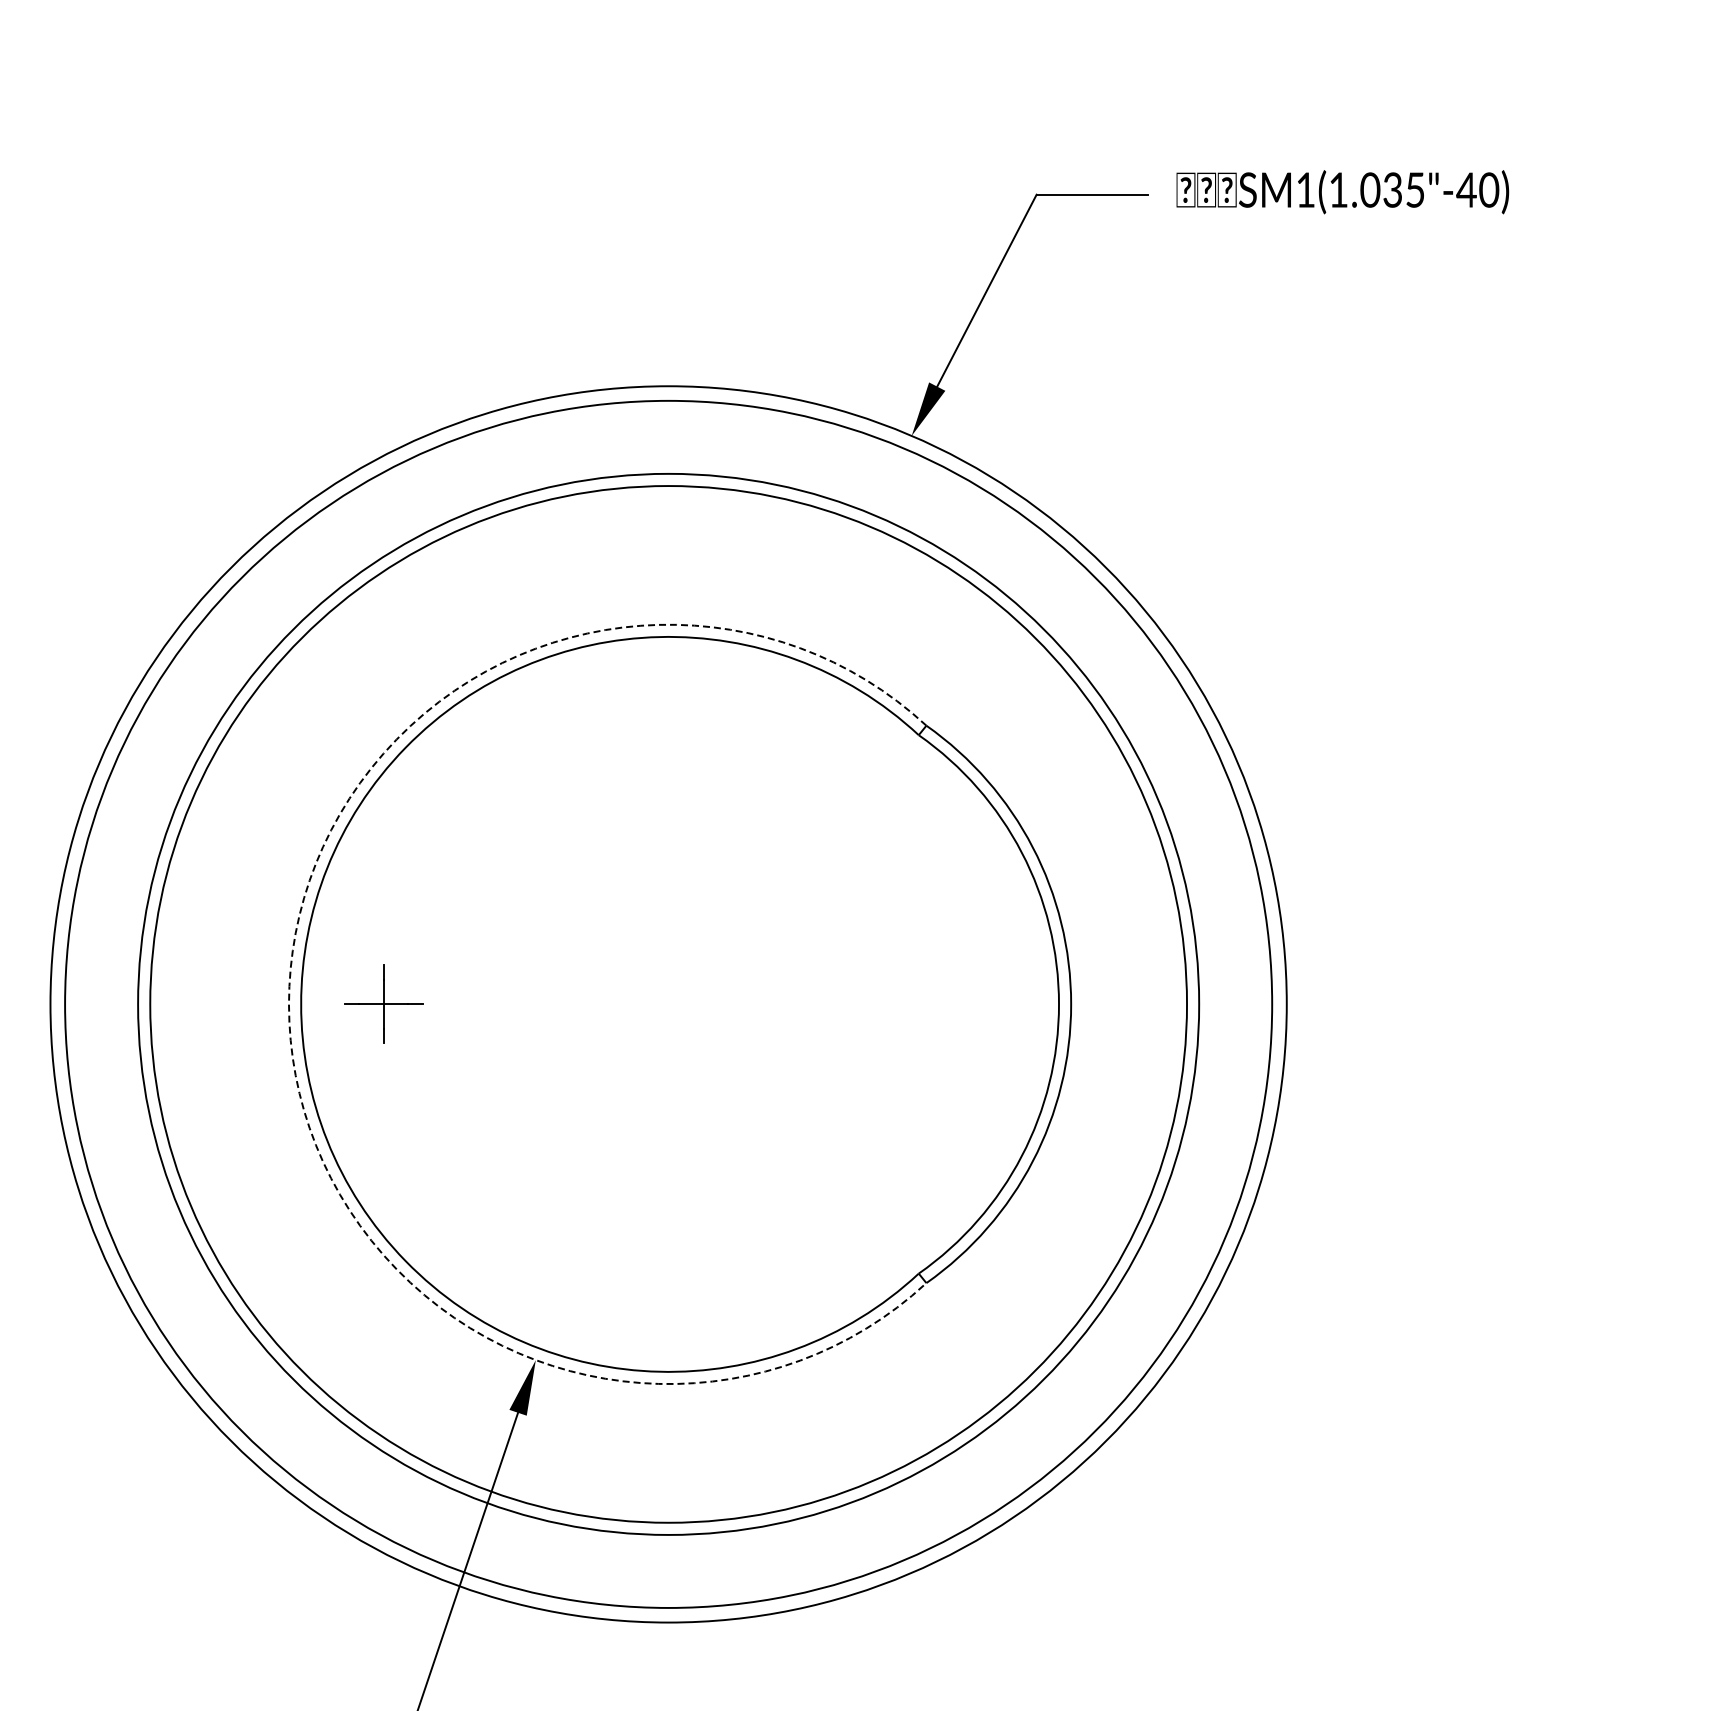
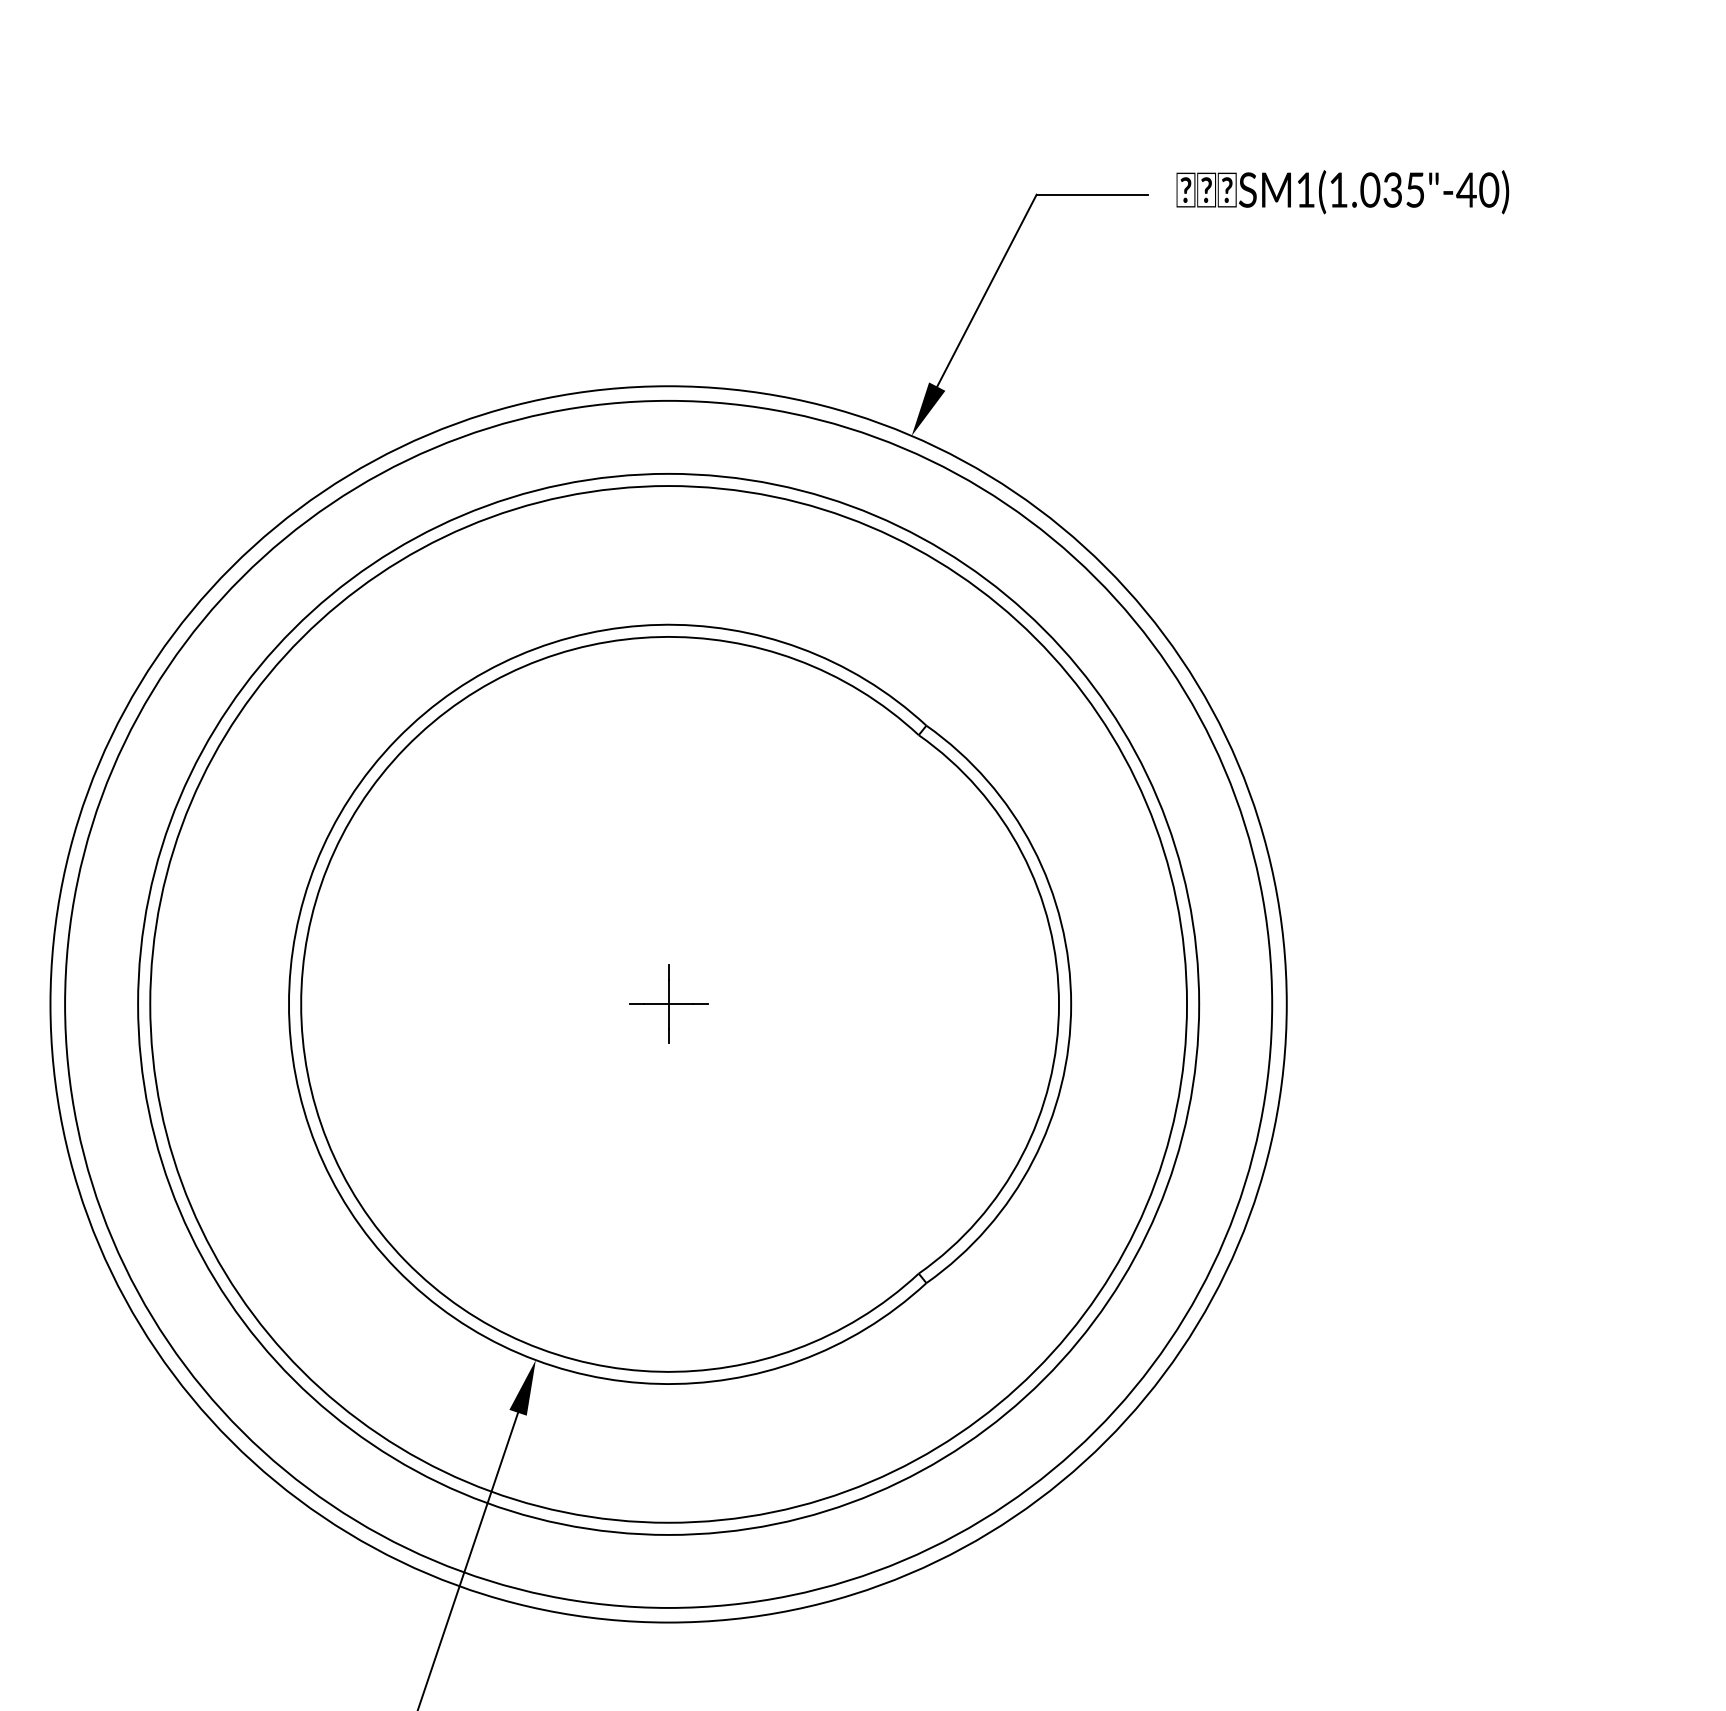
part position: (383, 1003) -> (668, 1003) (668, 1003)
arc: dashed -> solid (288, 1004)
